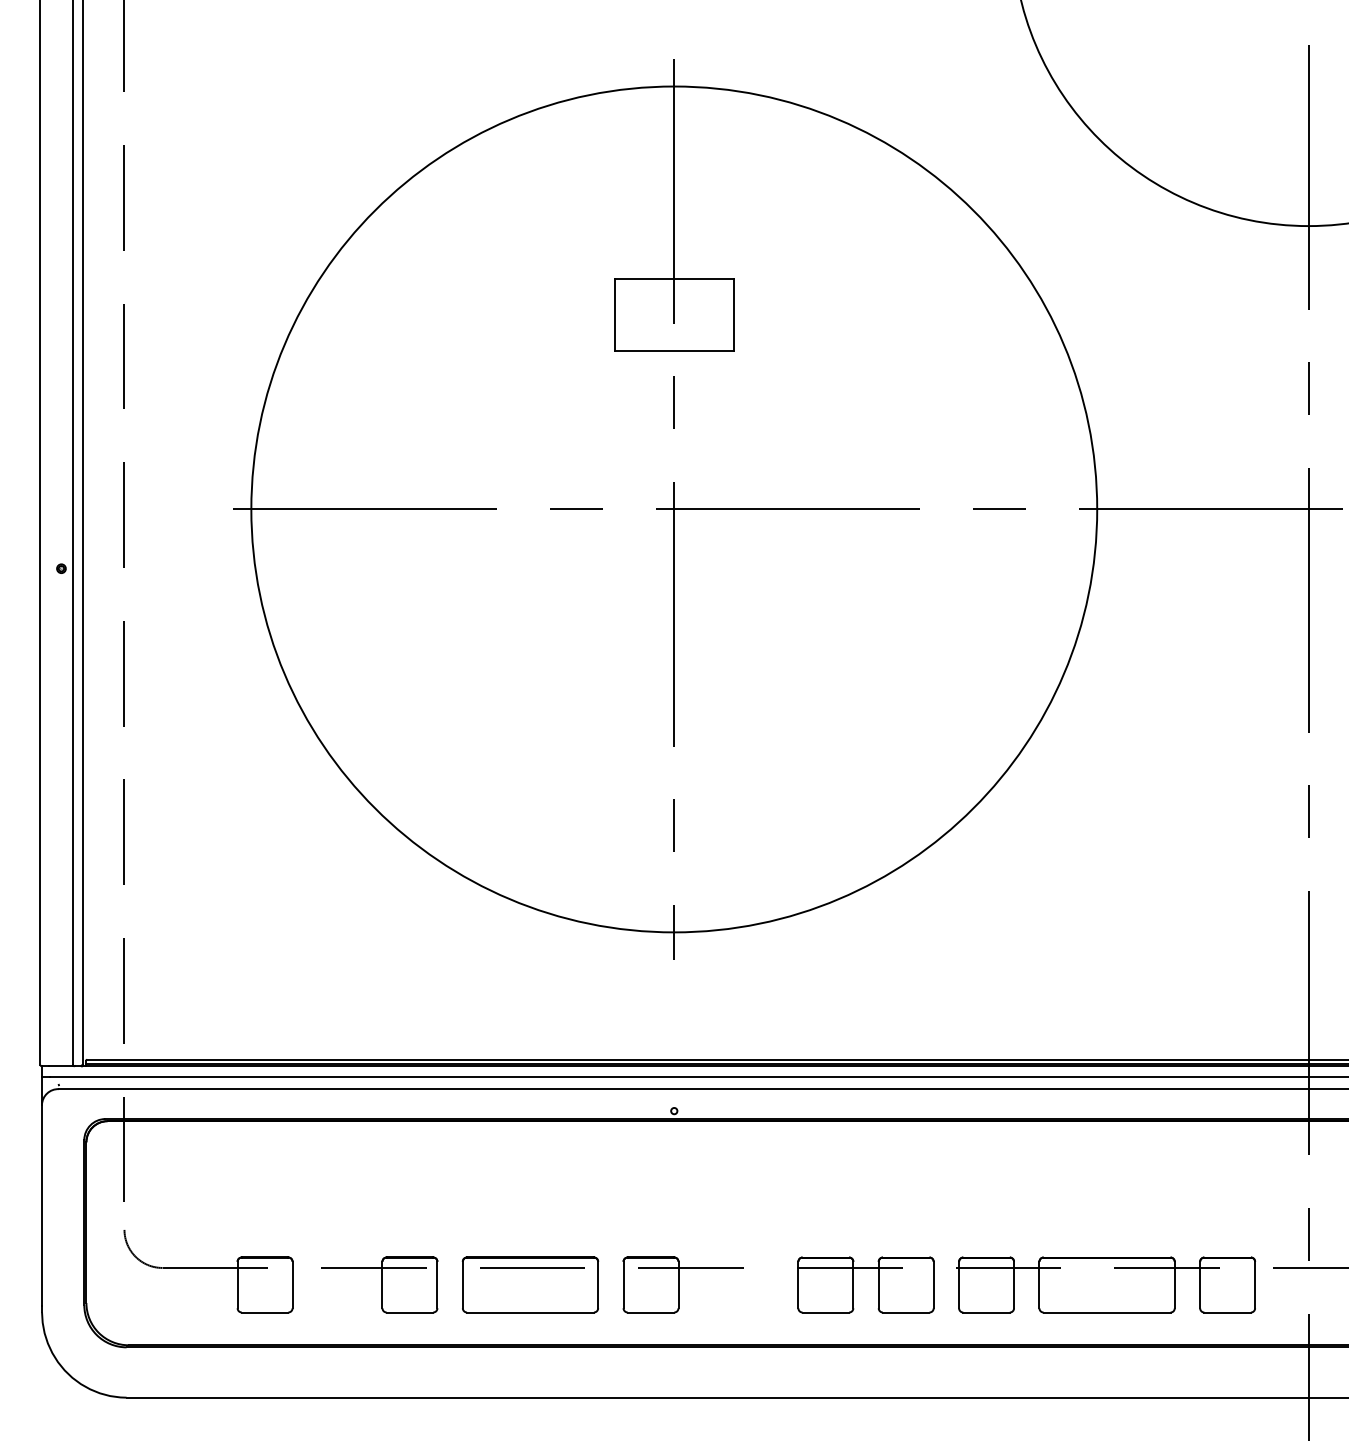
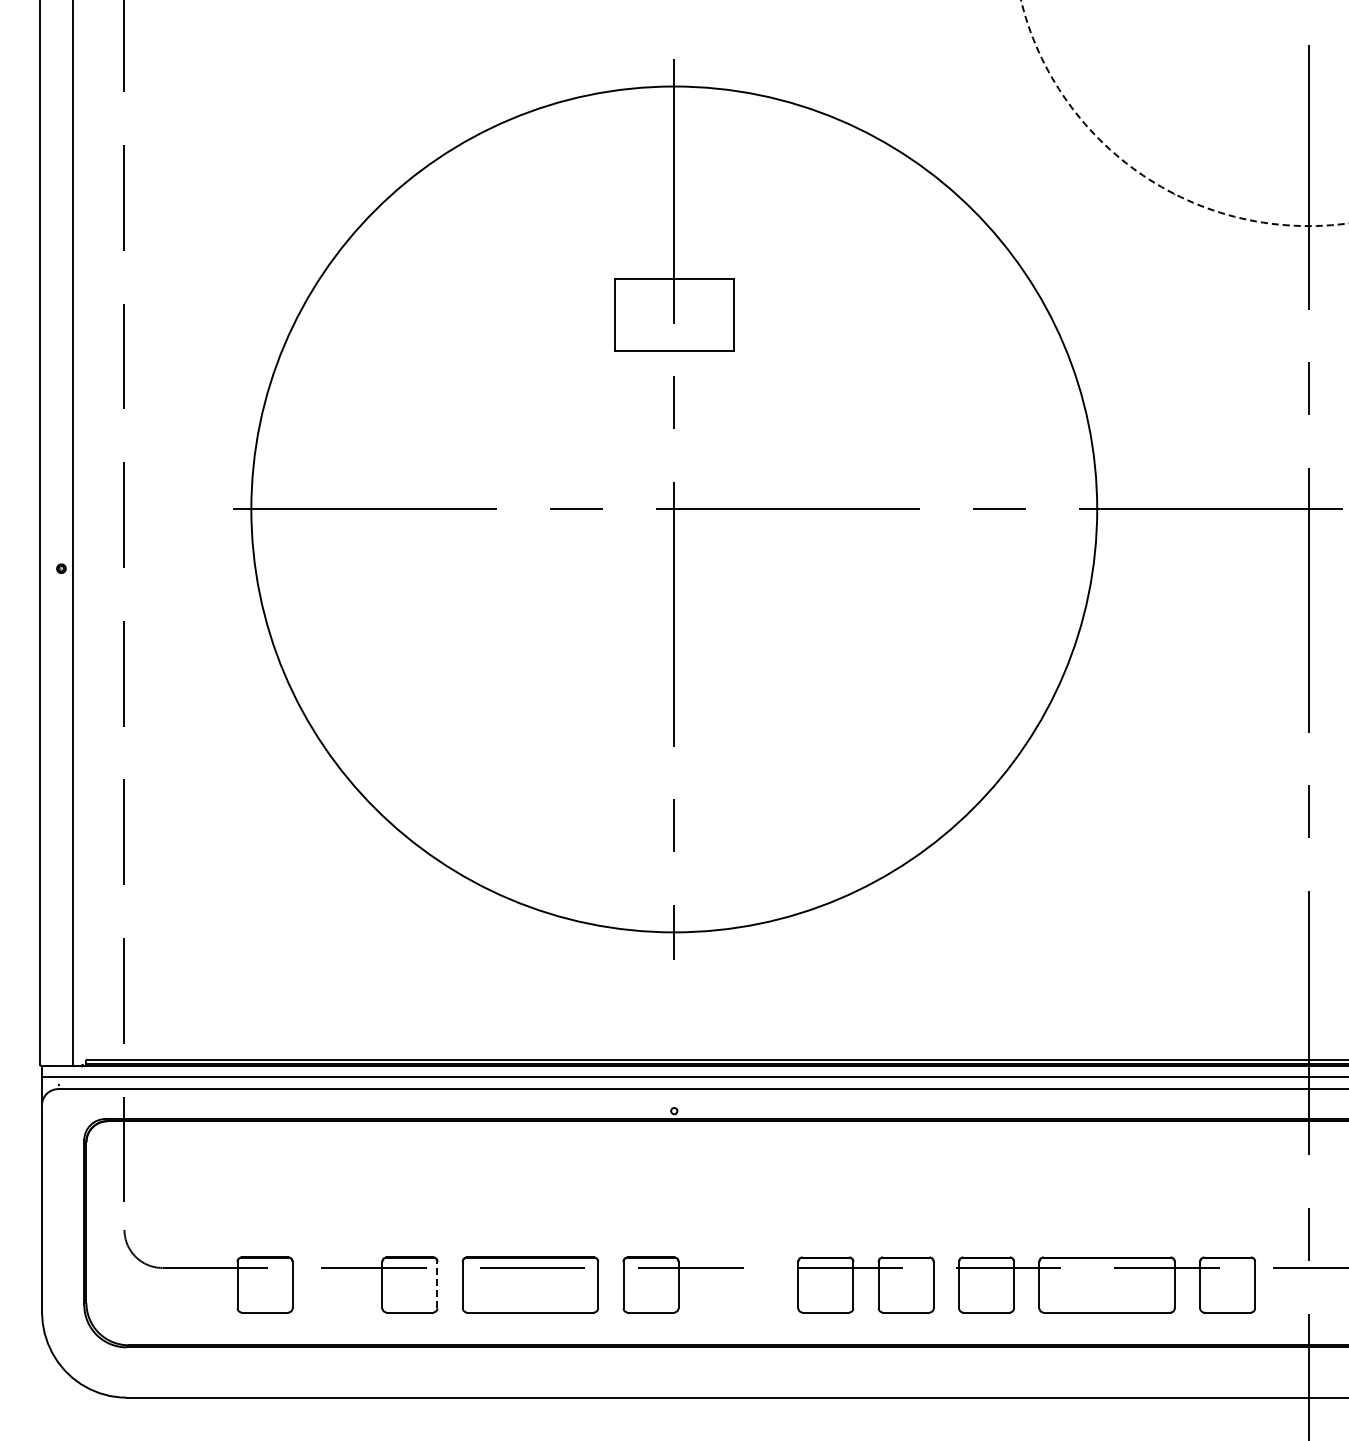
circle: solid -> dashed (1184, 113)
line: present -> none (82, 533)
line: solid -> dashed (437, 1284)
